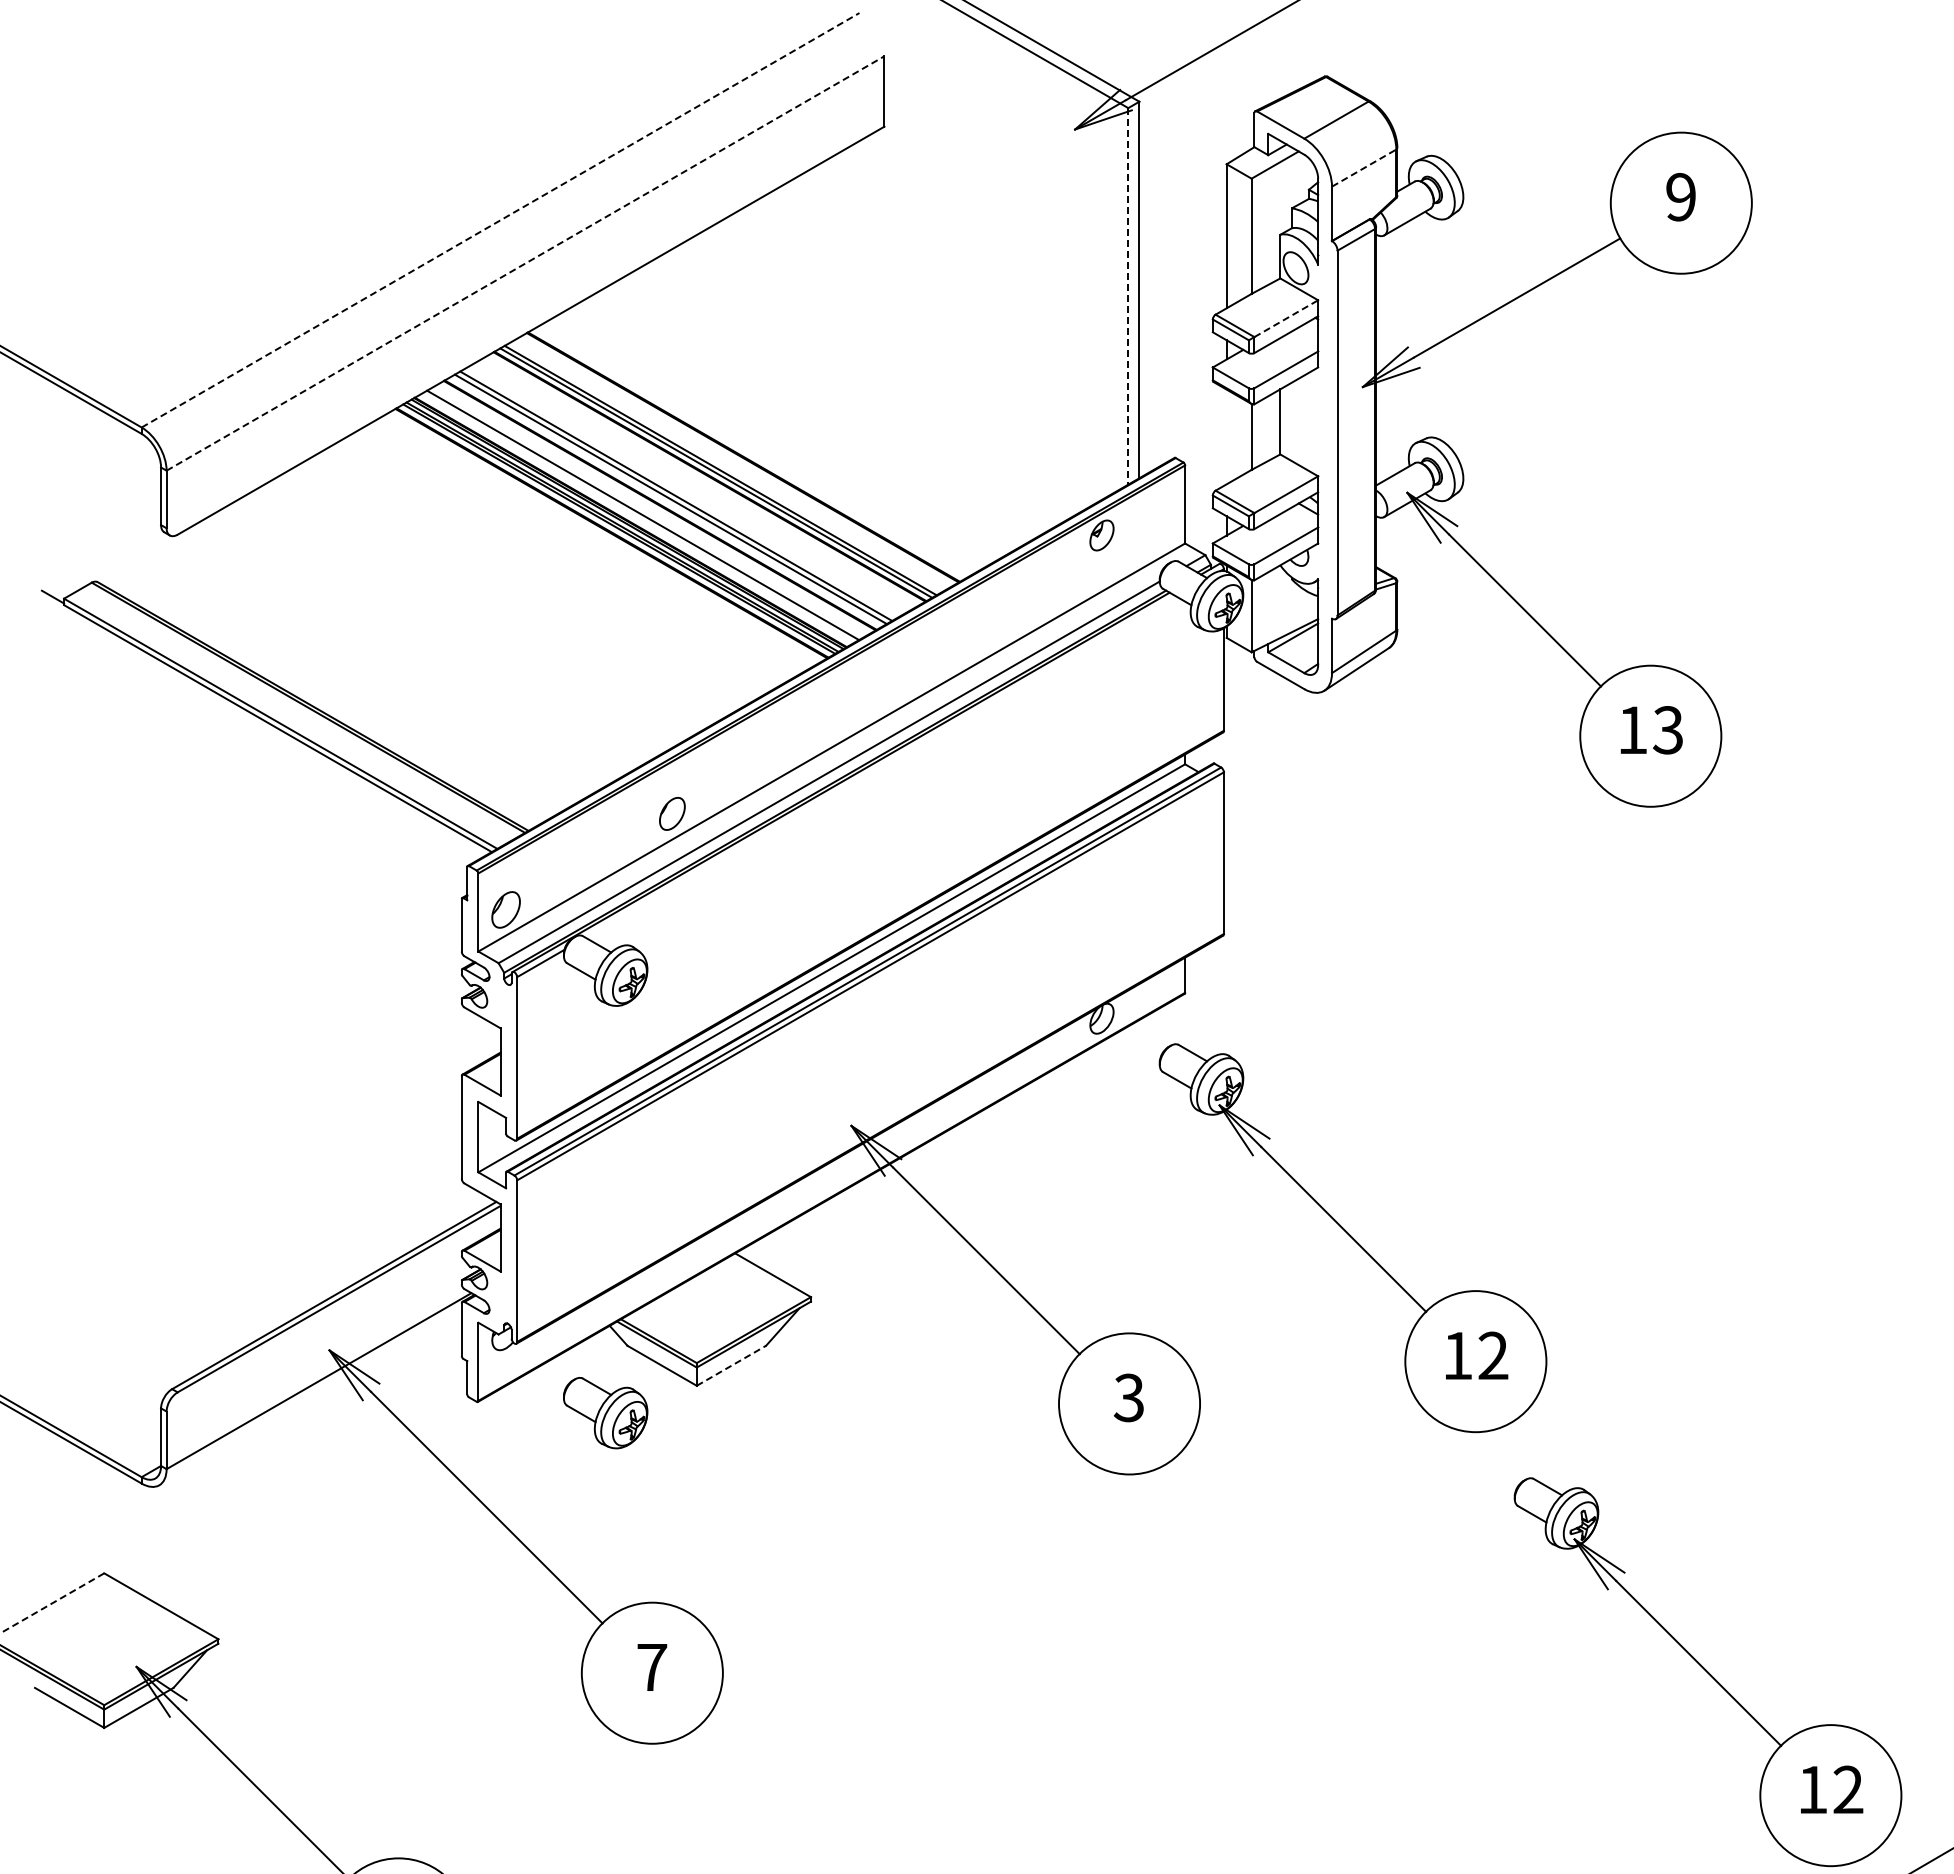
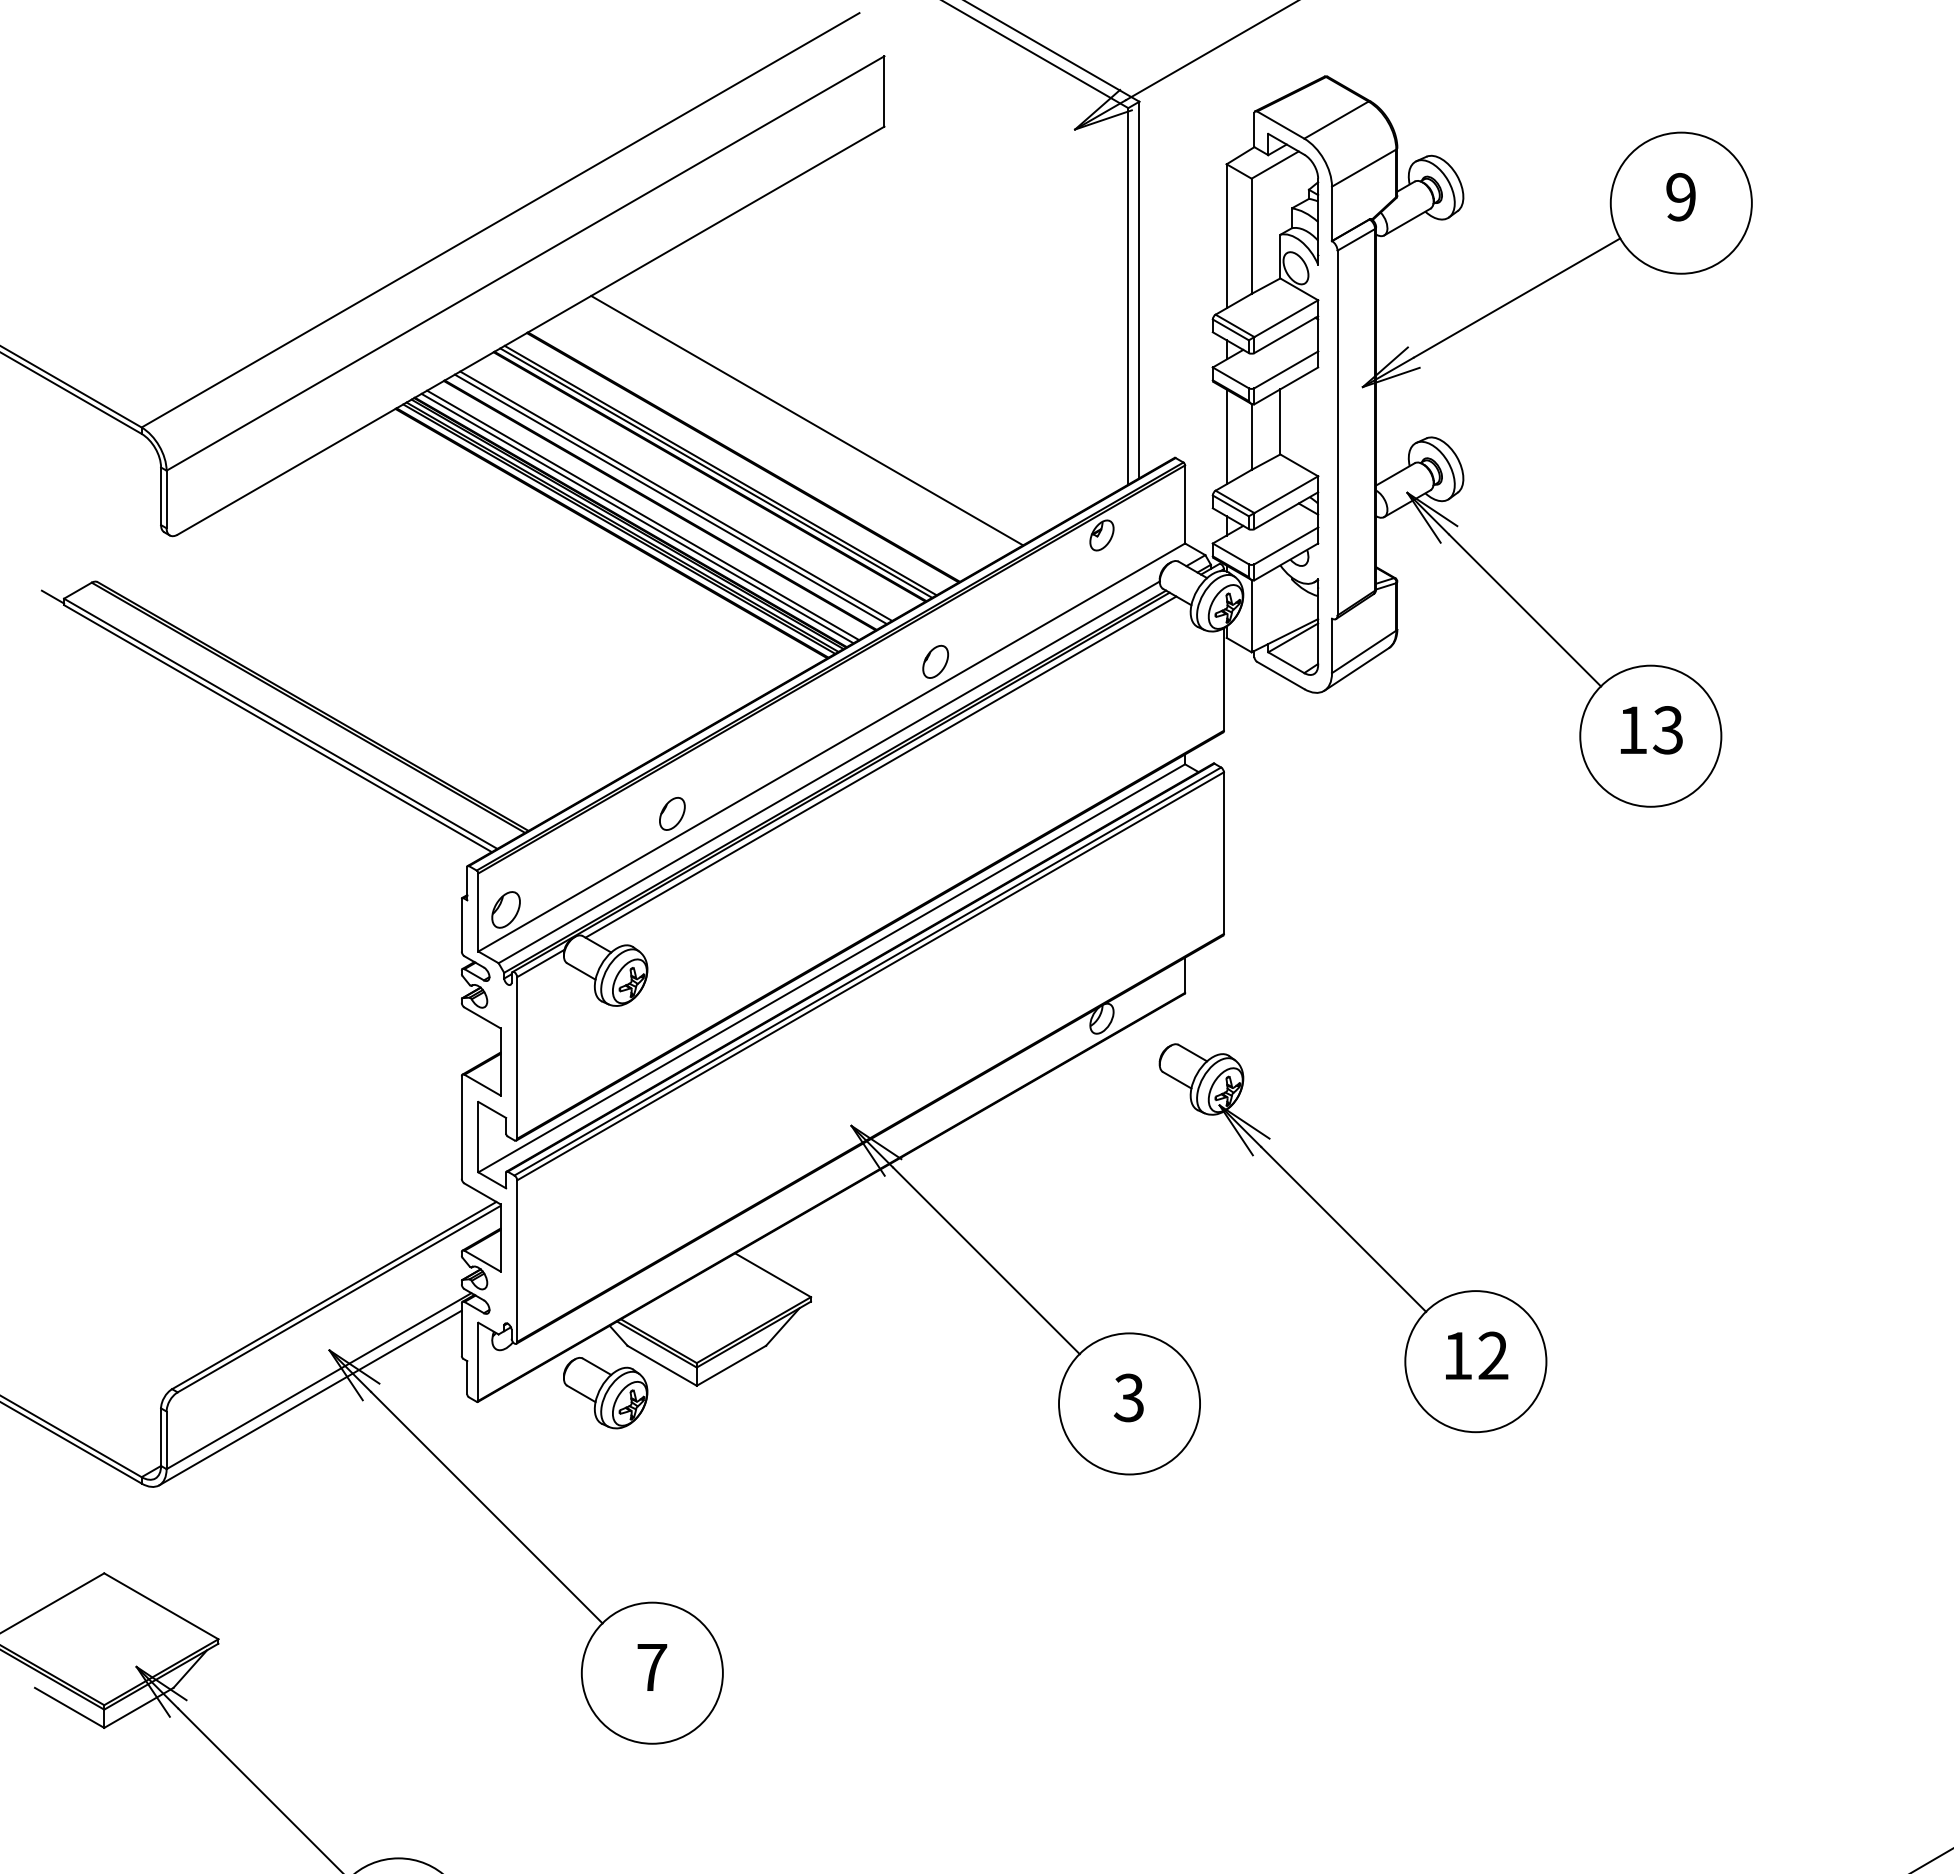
line: dashed -> solid (1364, 167)
line: dashed -> solid (501, 220)
line: dashed -> solid (525, 263)
line: dashed -> solid (1128, 296)
line: dashed -> solid (1286, 318)
line: none -> present (807, 420)
line: none -> present (1226, 436)
line: none -> present (637, 518)
part: none -> present (935, 661)
line: none -> present (880, 766)
line: dashed -> solid (731, 1365)
line: none -> present (310, 1397)
part position: (605, 1413) -> (605, 1393) (605, 1393)
line: dashed -> solid (52, 1603)
part: present -> none (1707, 1672)
